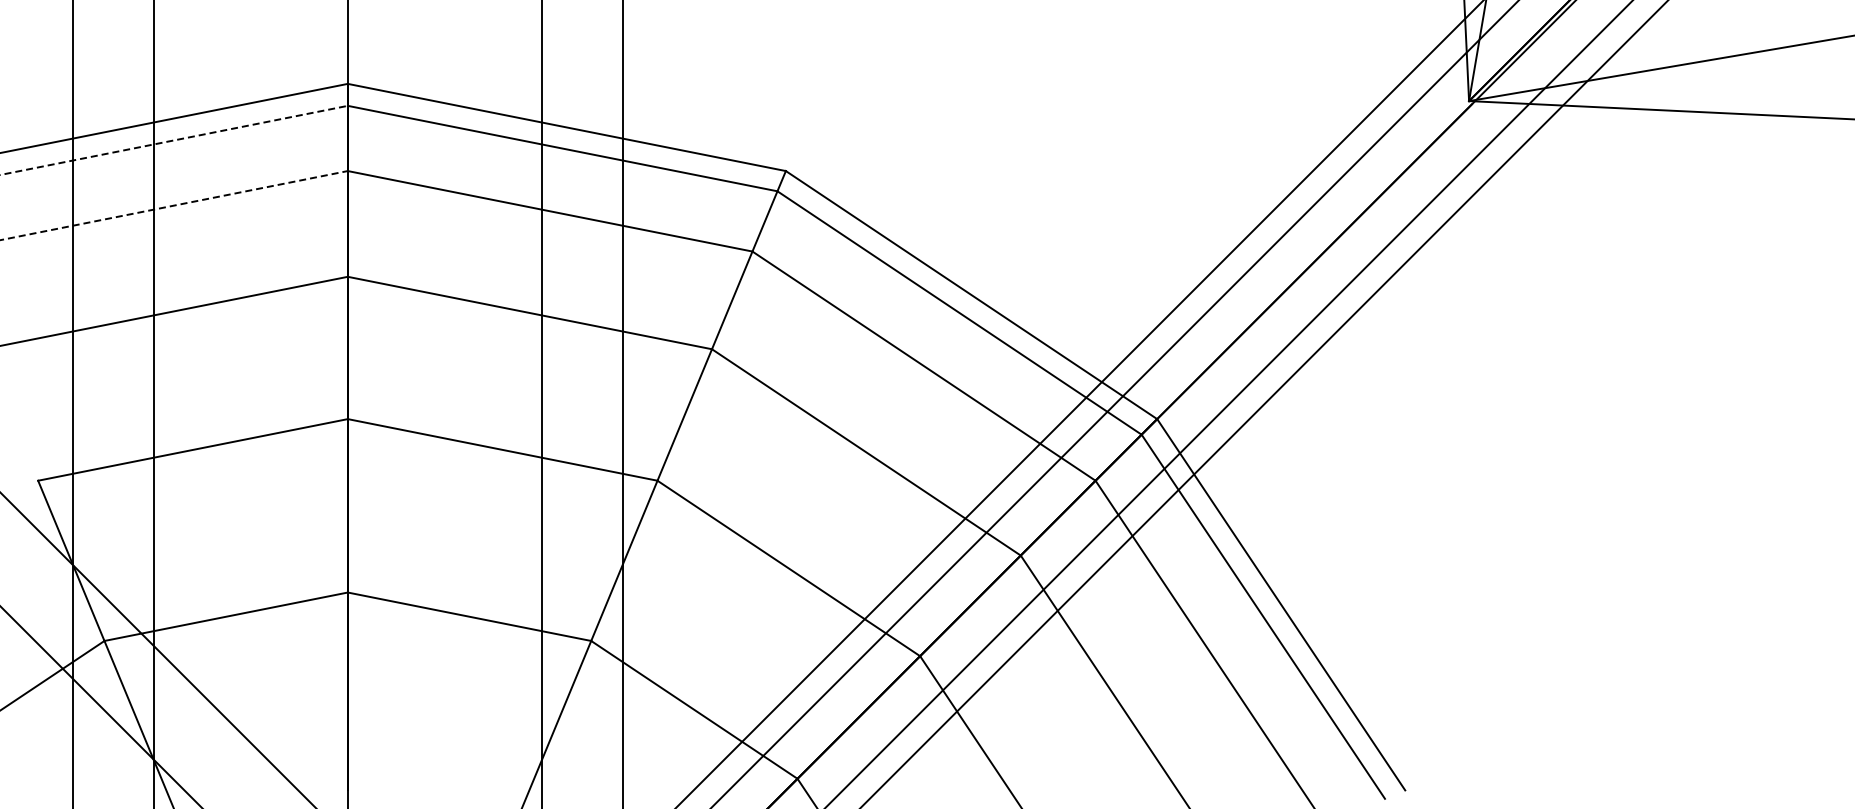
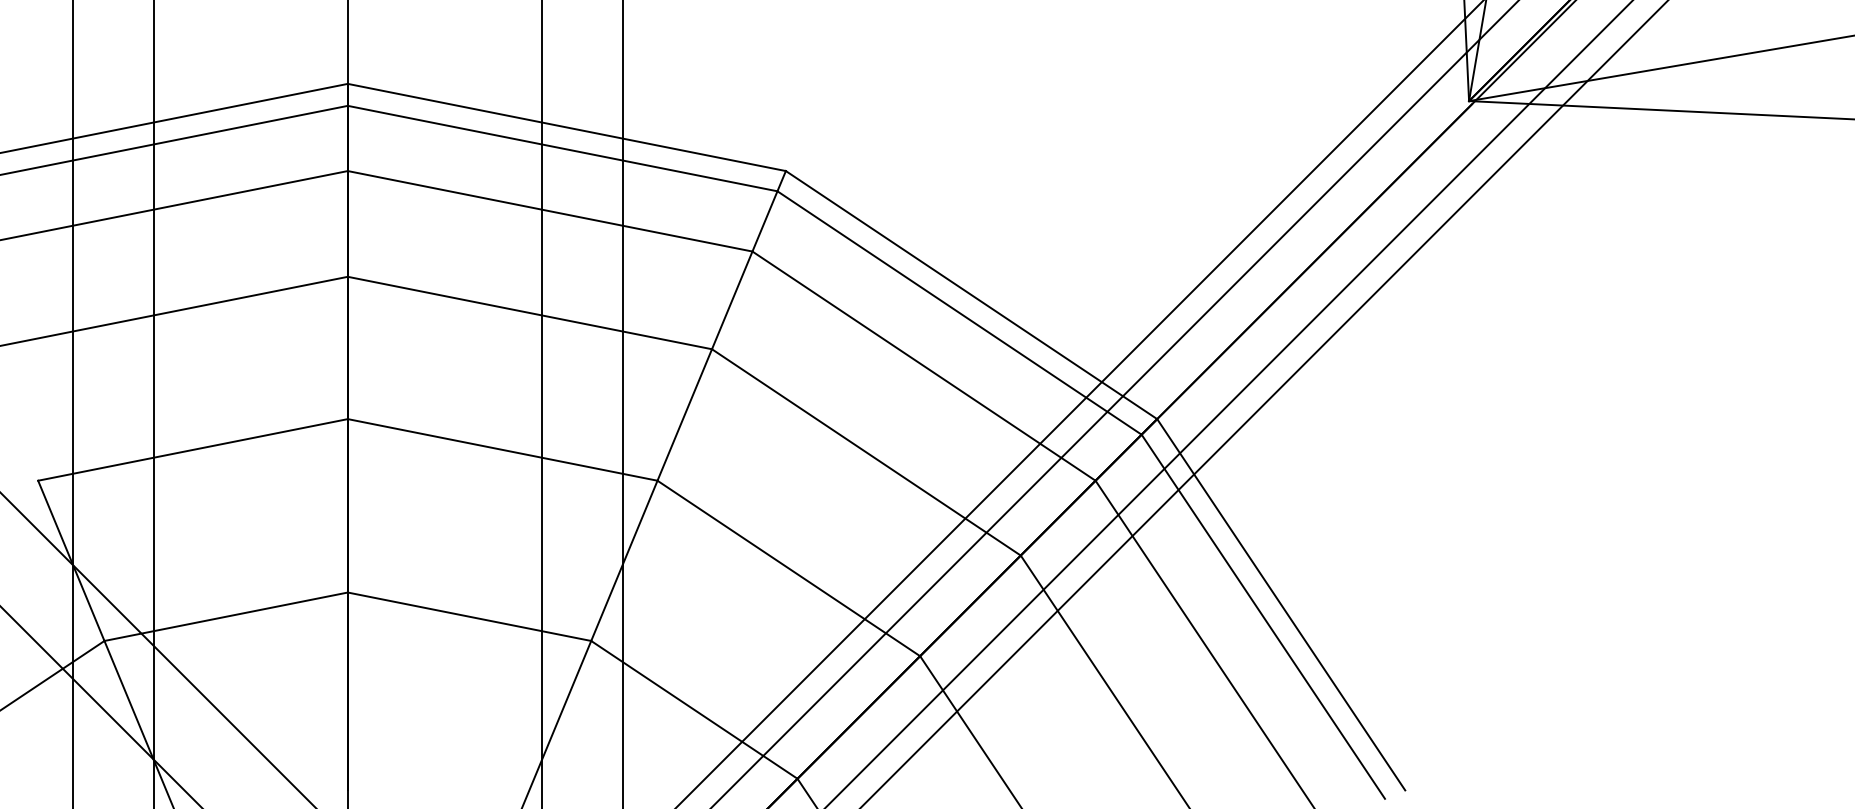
line: dashed -> solid (174, 140)
line: dashed -> solid (174, 205)
